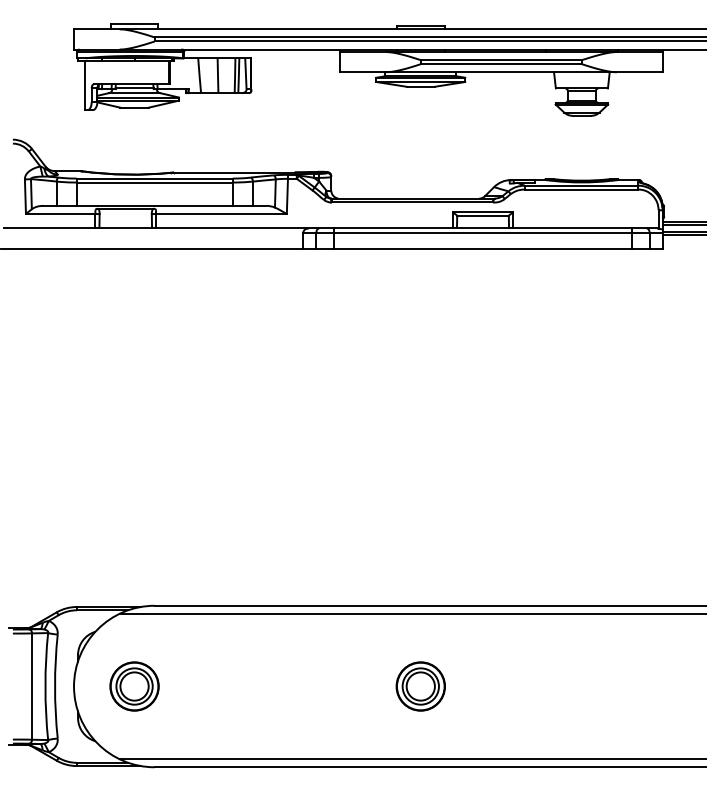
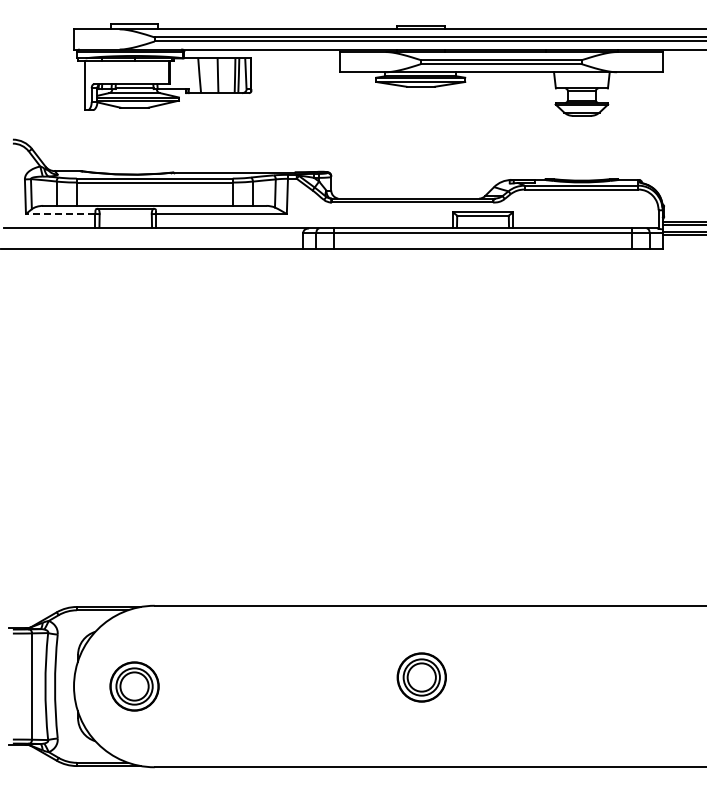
line: solid -> dashed (60, 214)
line: present -> none (411, 613)
part position: (420, 686) -> (421, 677) (421, 677)
line: present -> none (411, 759)
